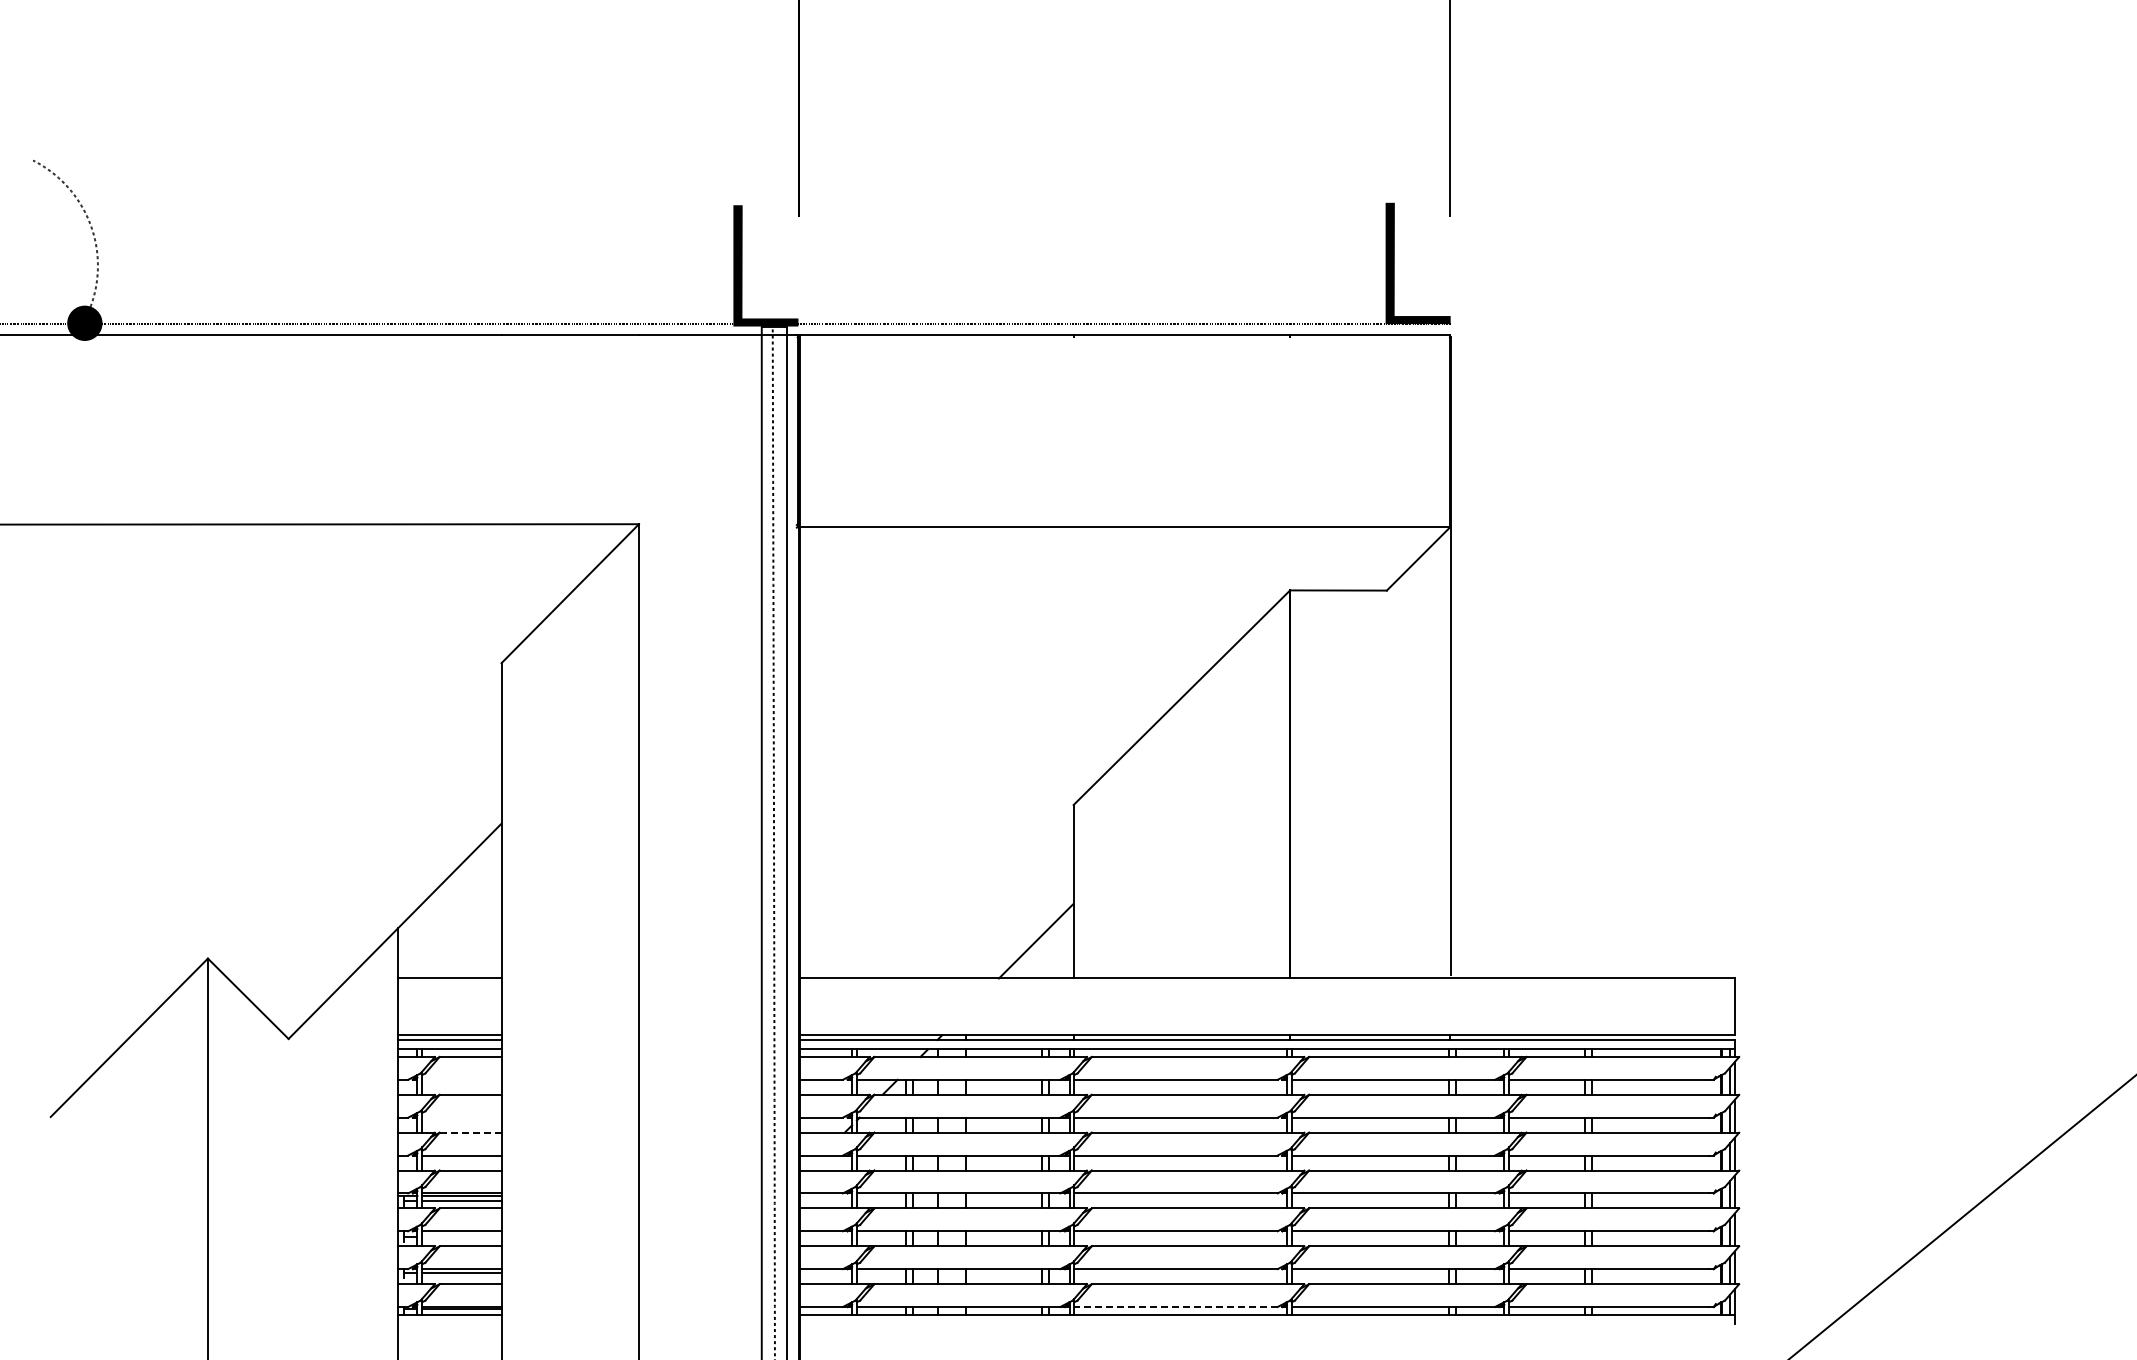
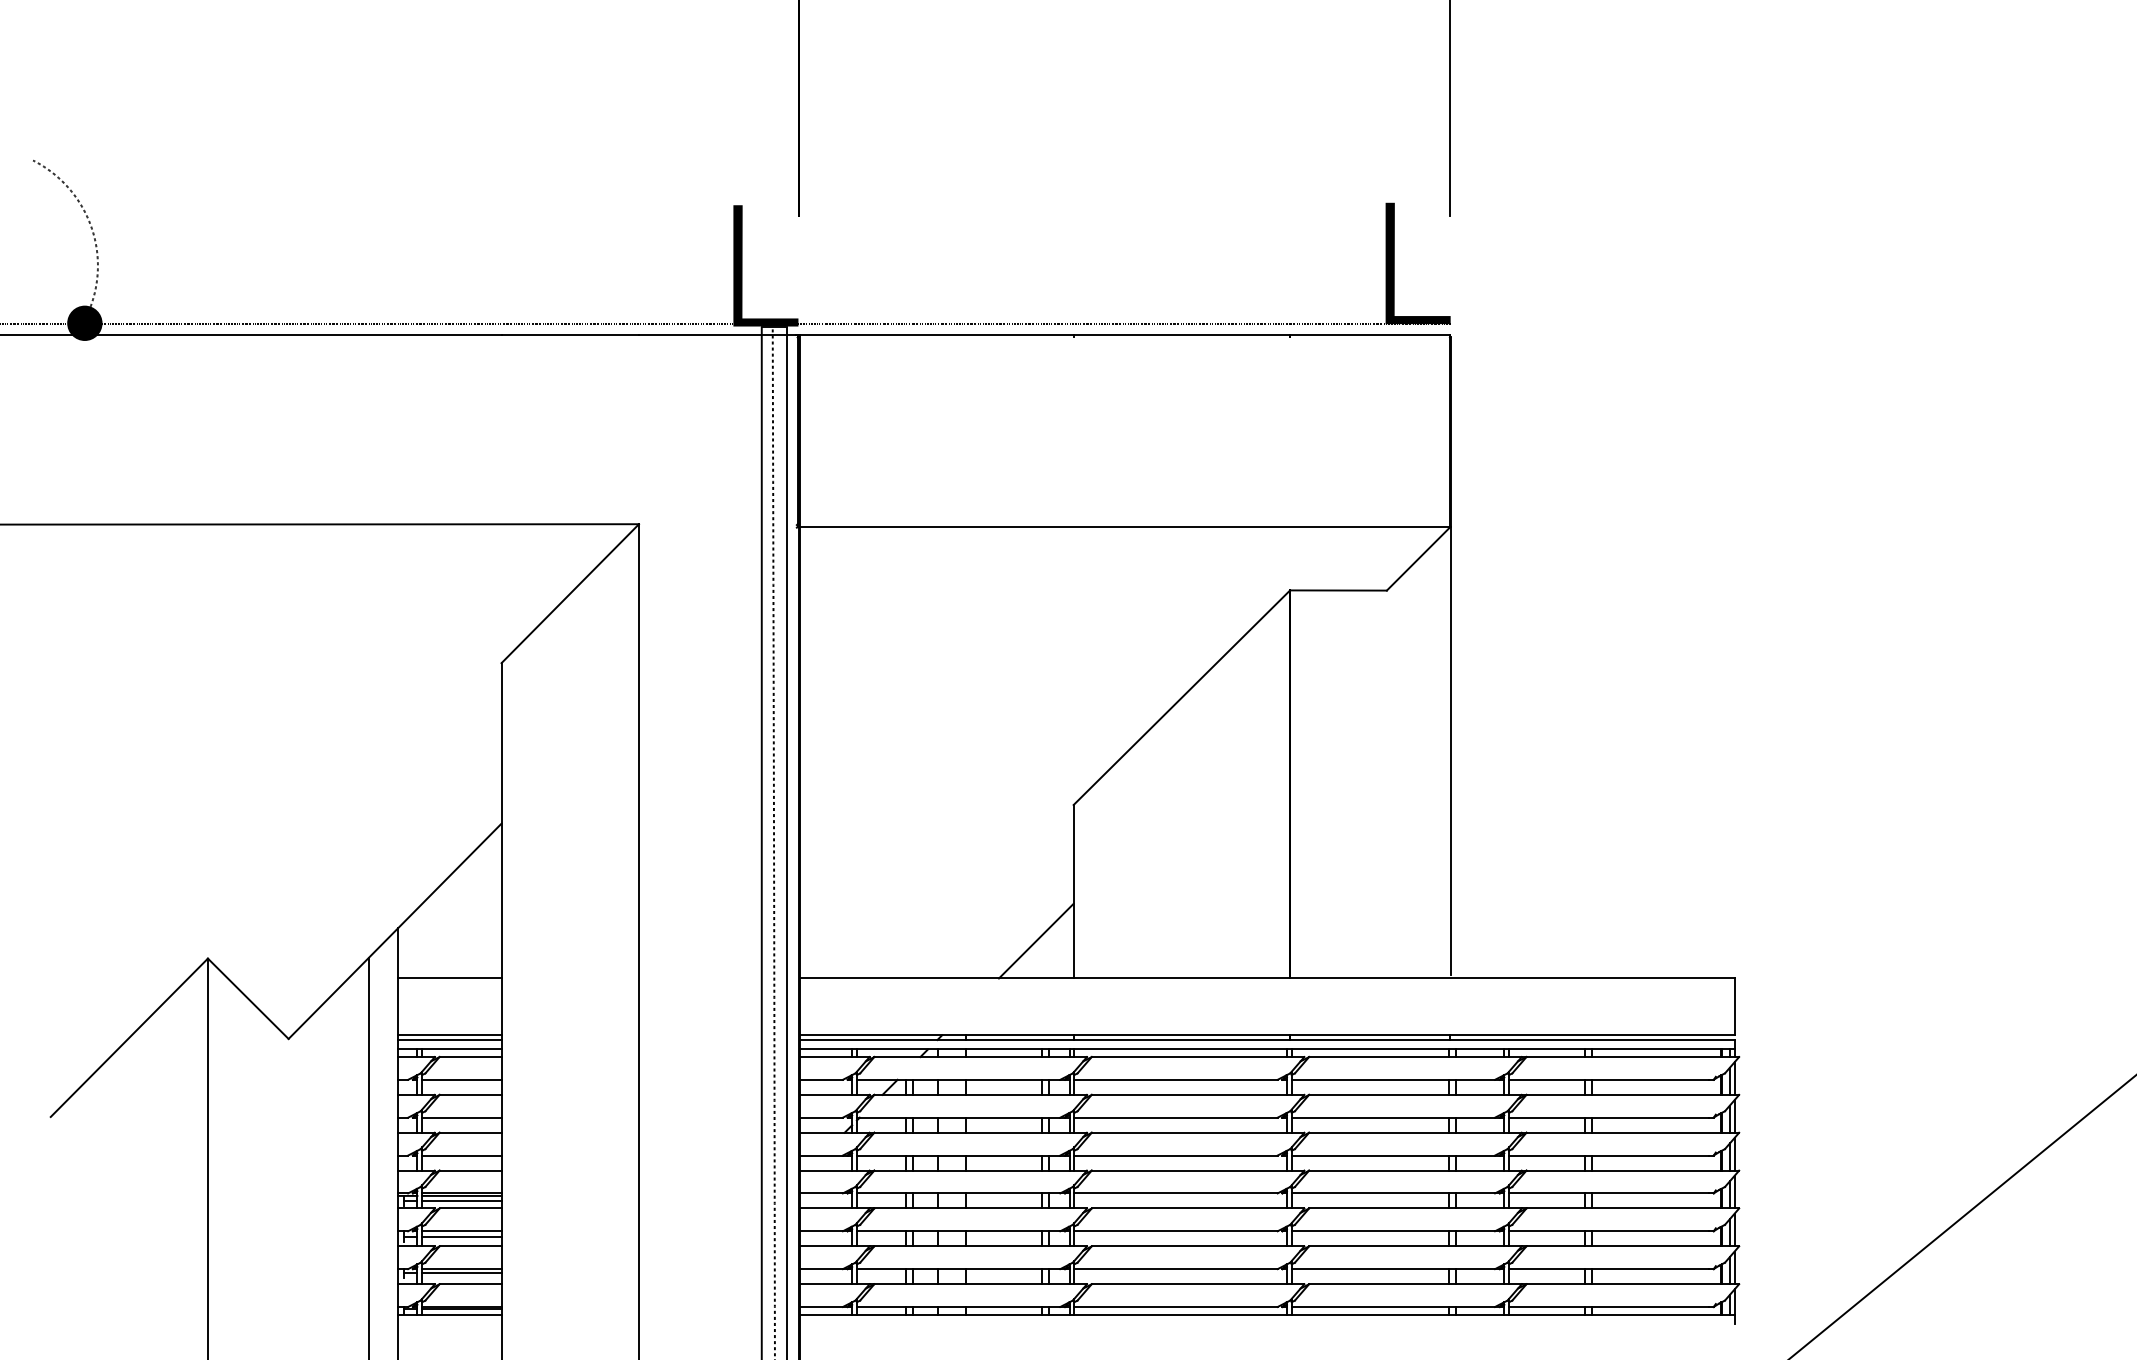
line: none -> present (461, 1079)
line: none -> present (461, 1117)
line: dashed -> solid (470, 1132)
line: none -> present (369, 1156)
line: none -> present (461, 1236)
line: dashed -> solid (1176, 1306)
